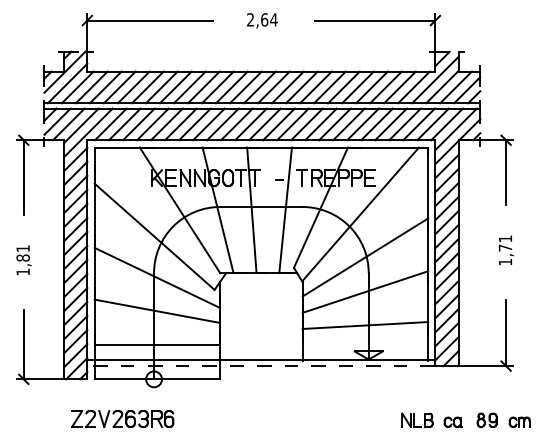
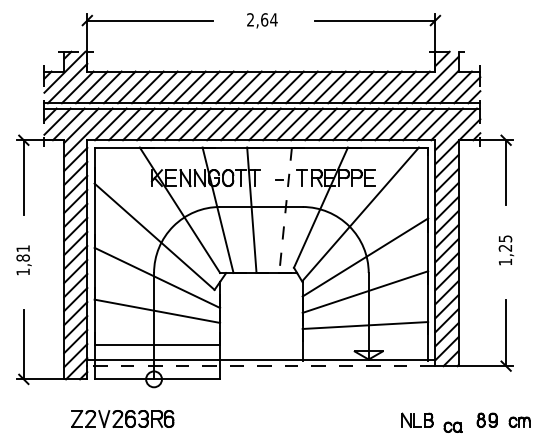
line: solid -> dashed (285, 210)
text: 1,71 -> 1,25 (505, 243)
part position: (452, 421) -> (452, 426) (452, 426)
